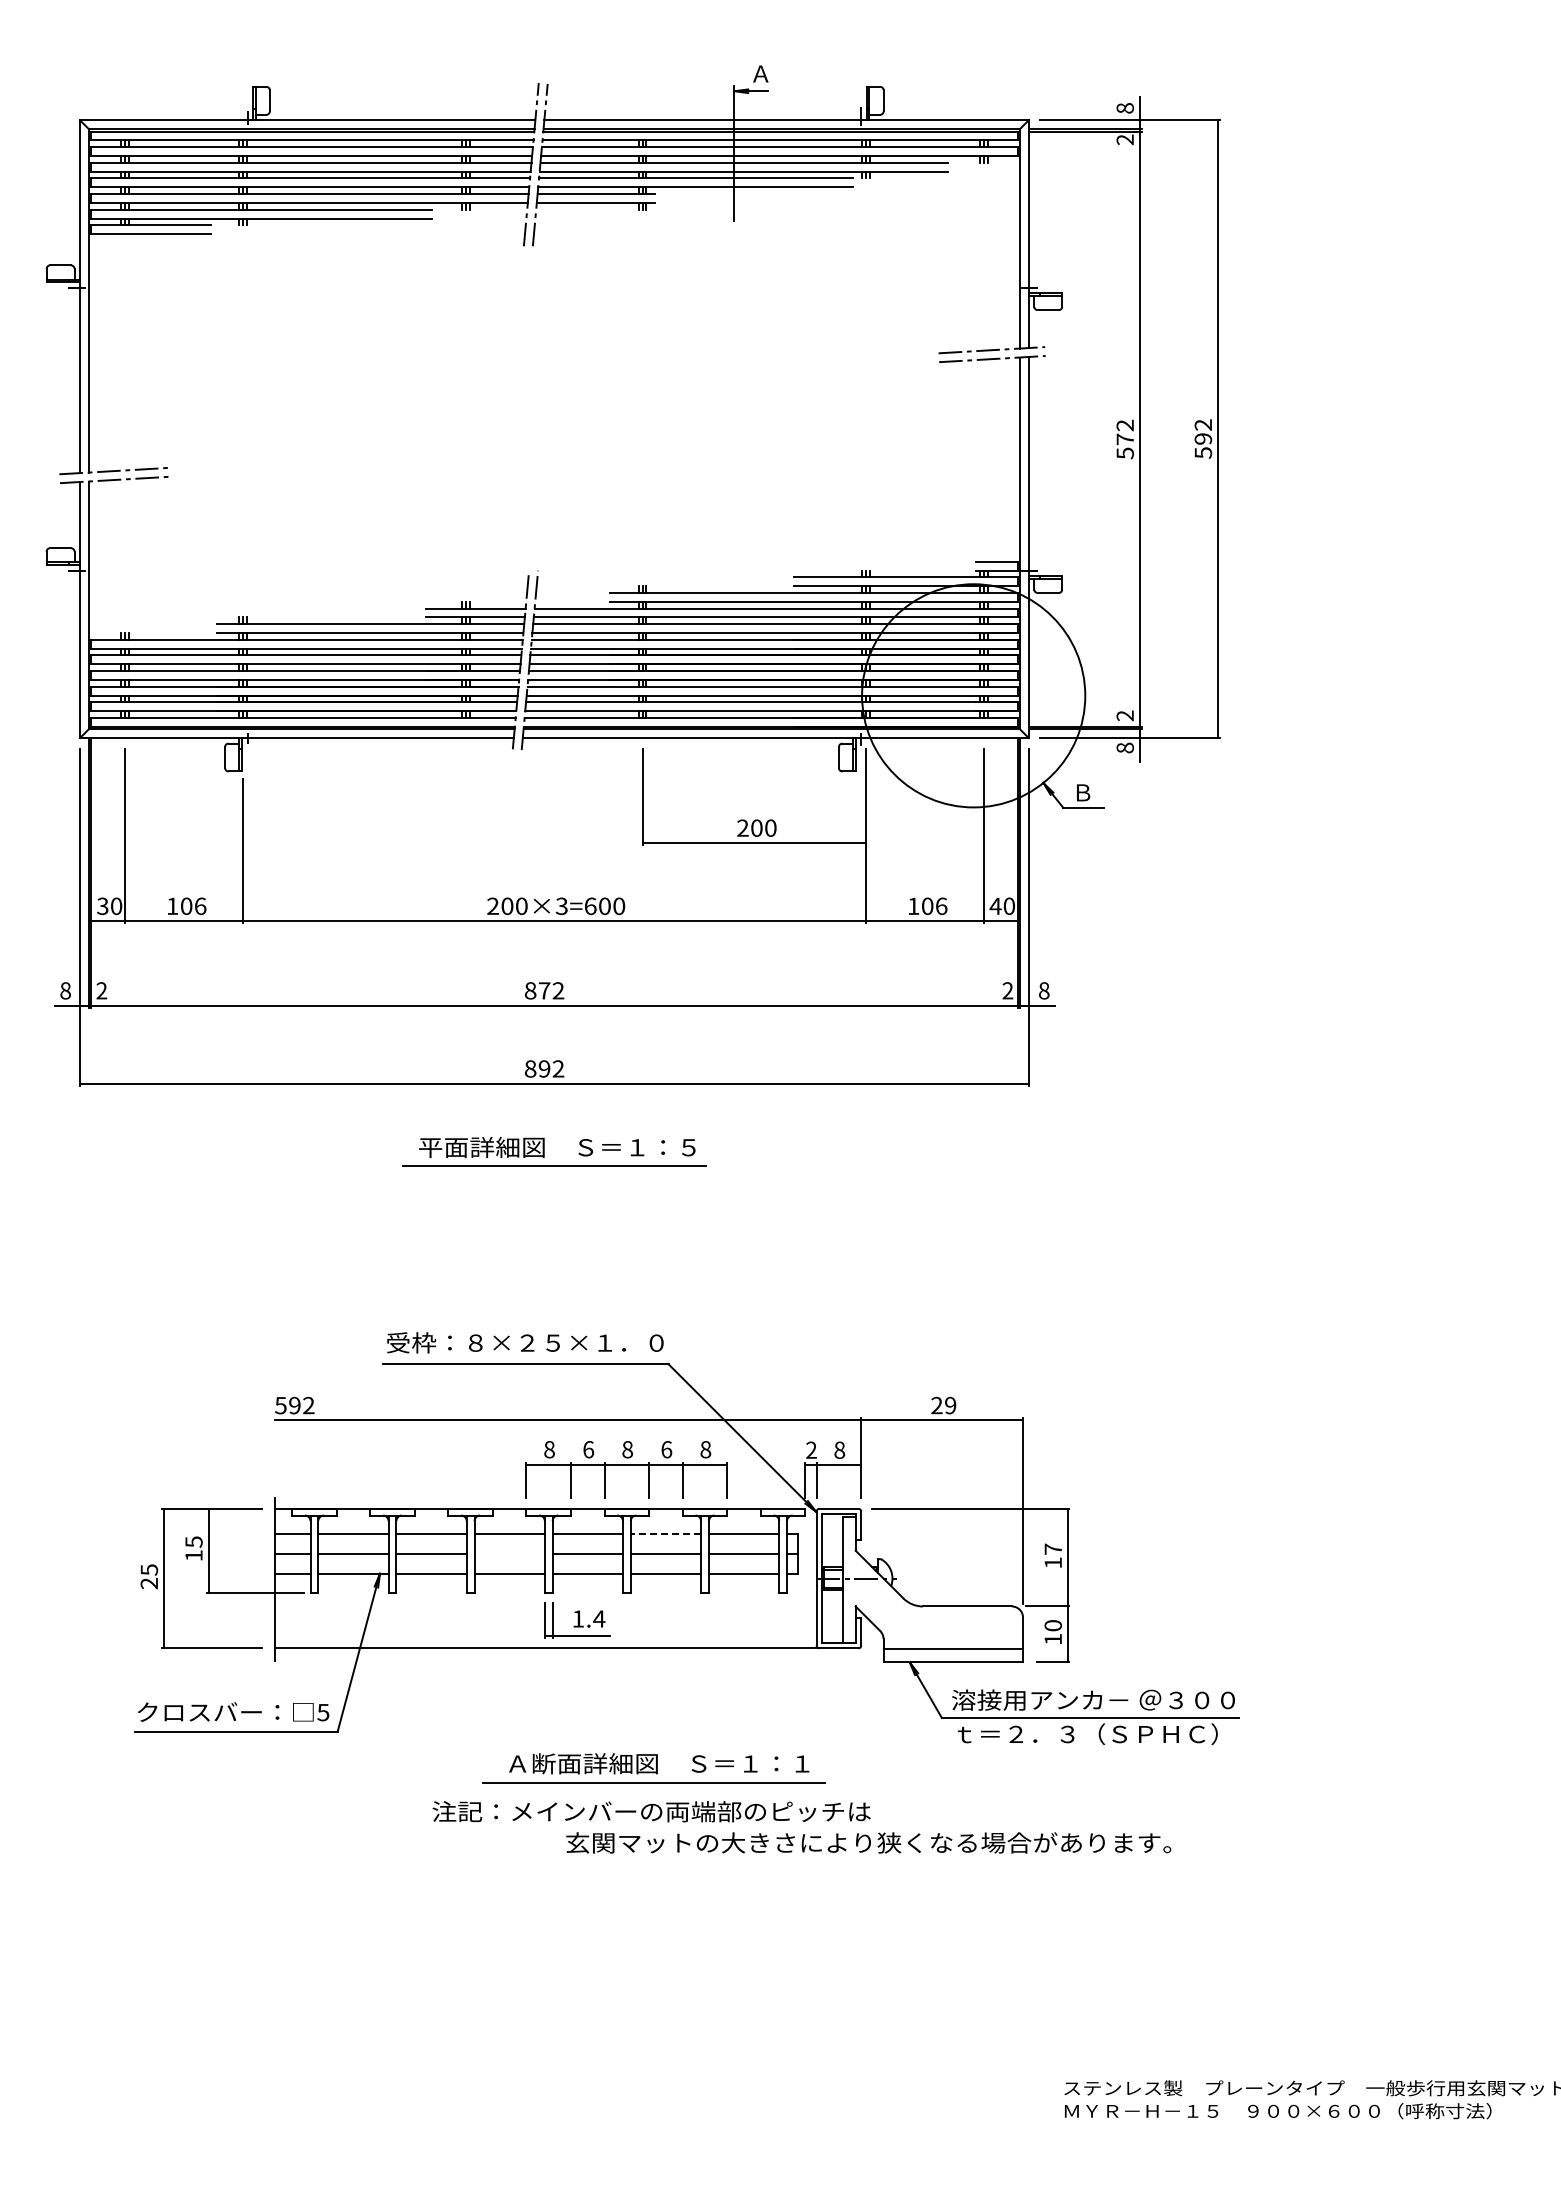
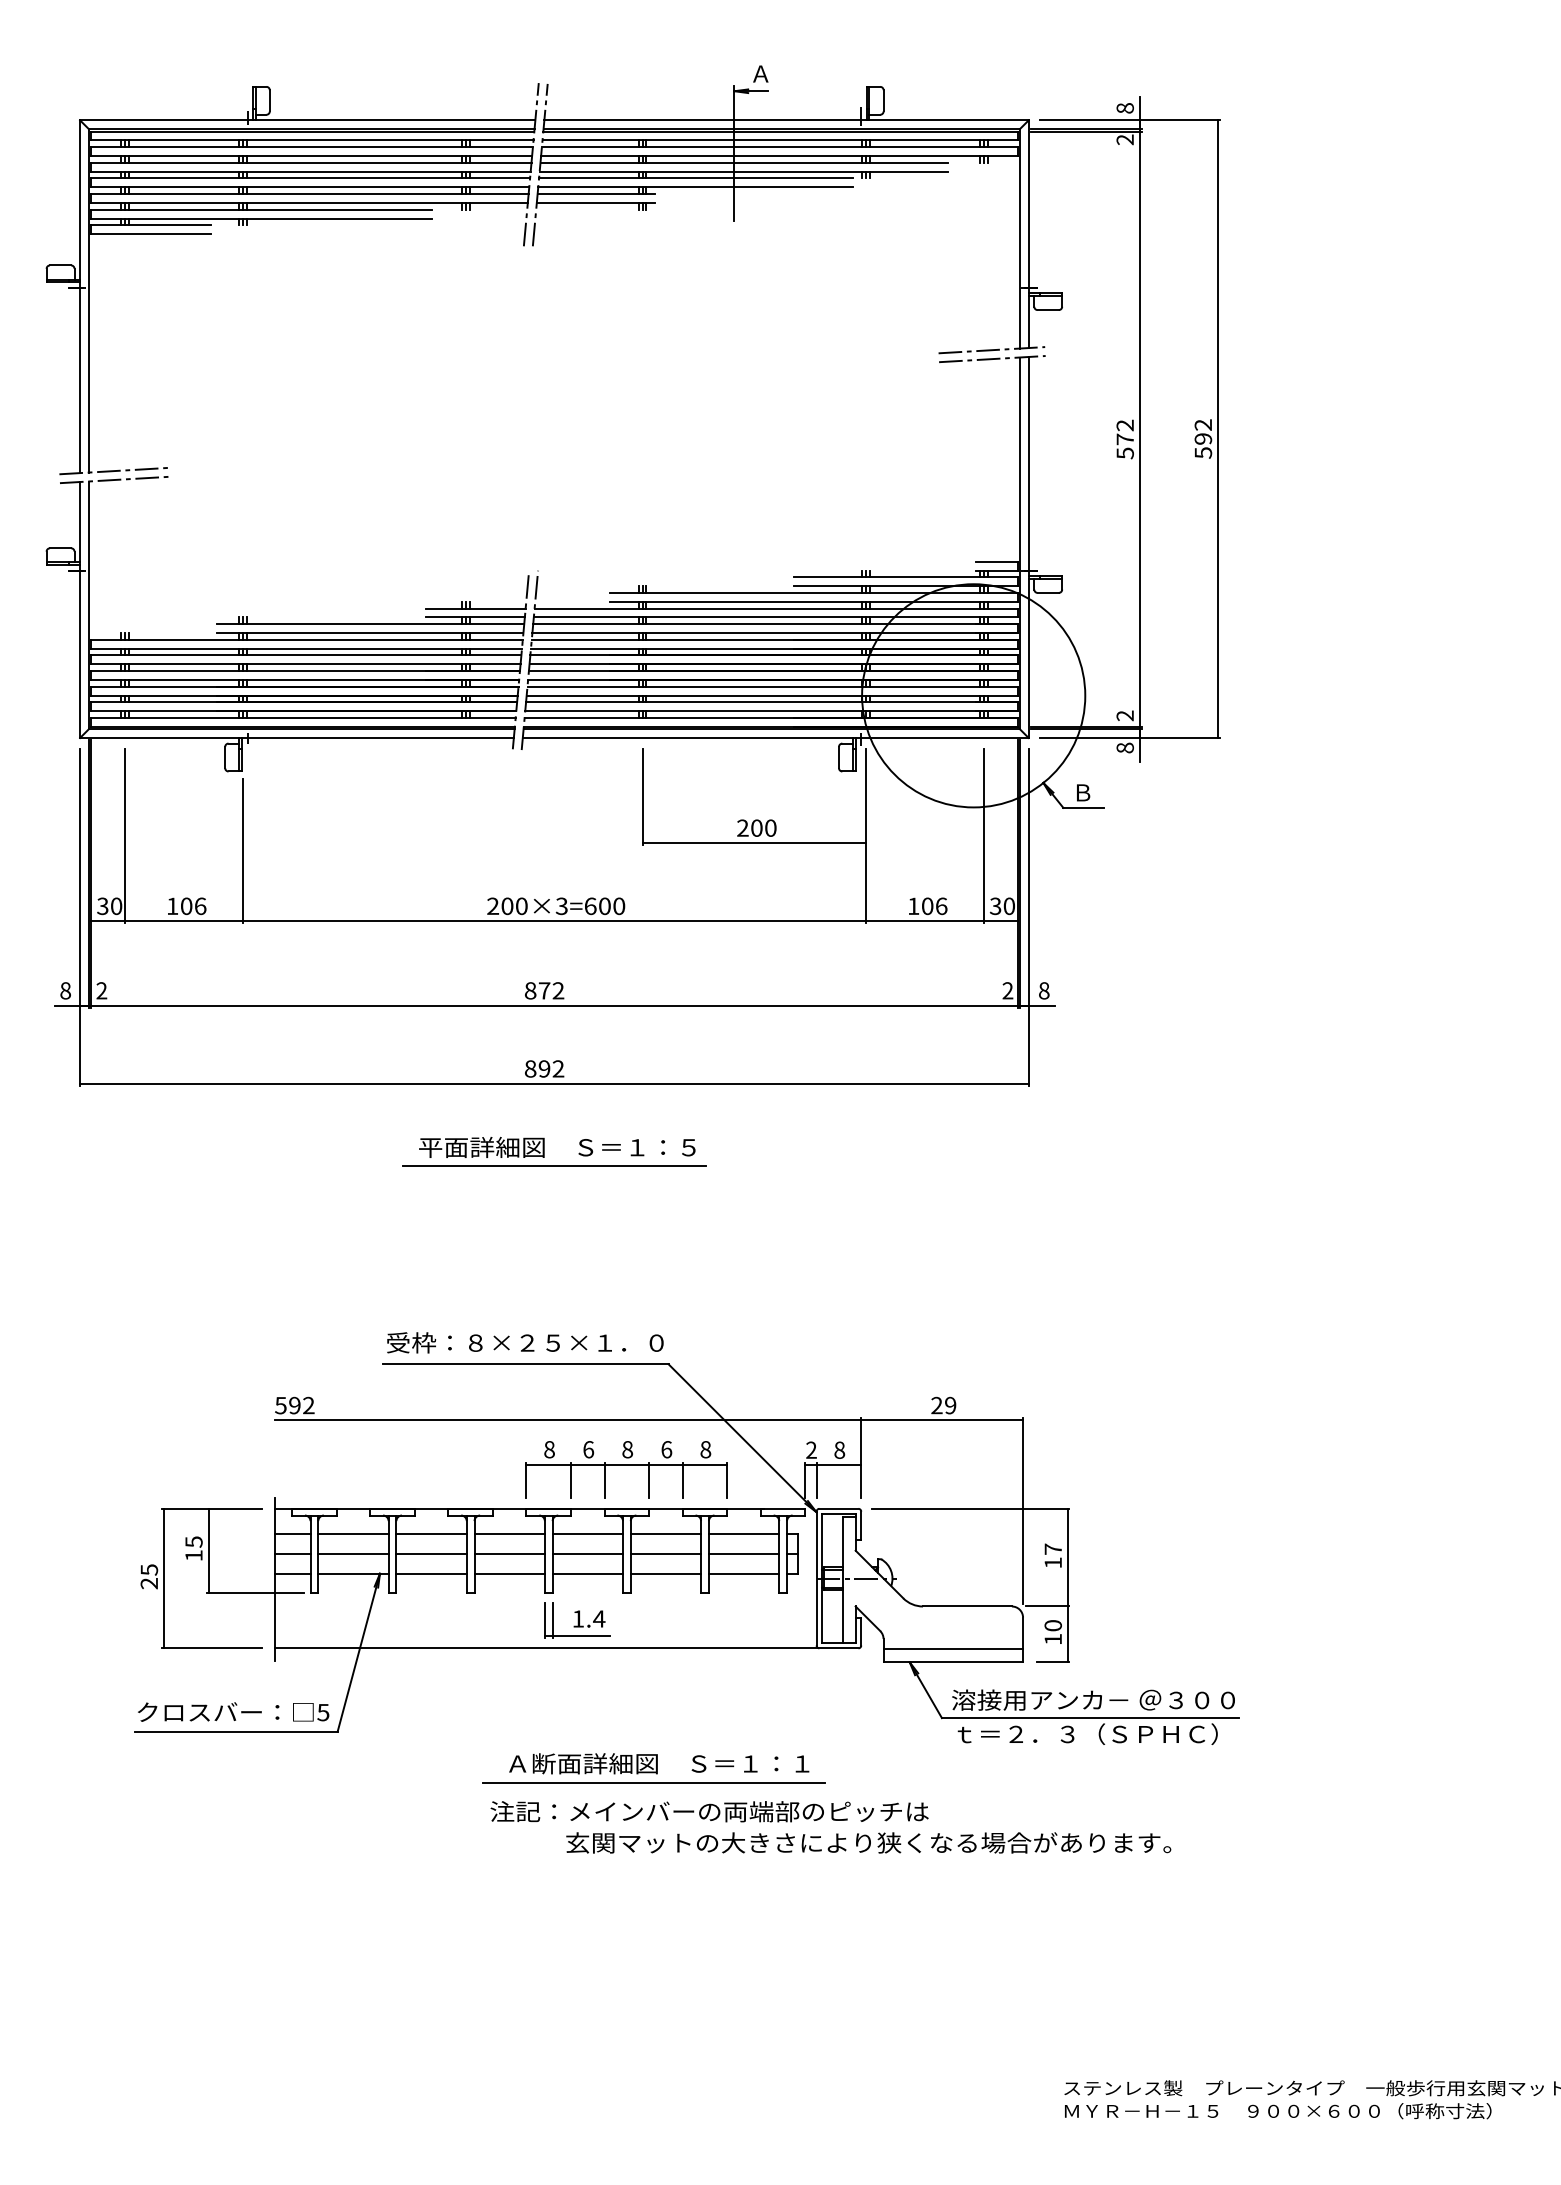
text: 40 -> 30 (995, 906)
line: dashed -> solid (665, 1534)
line: none -> present (509, 1554)
text position: (651, 1811) -> (709, 1811) (709, 1811)
